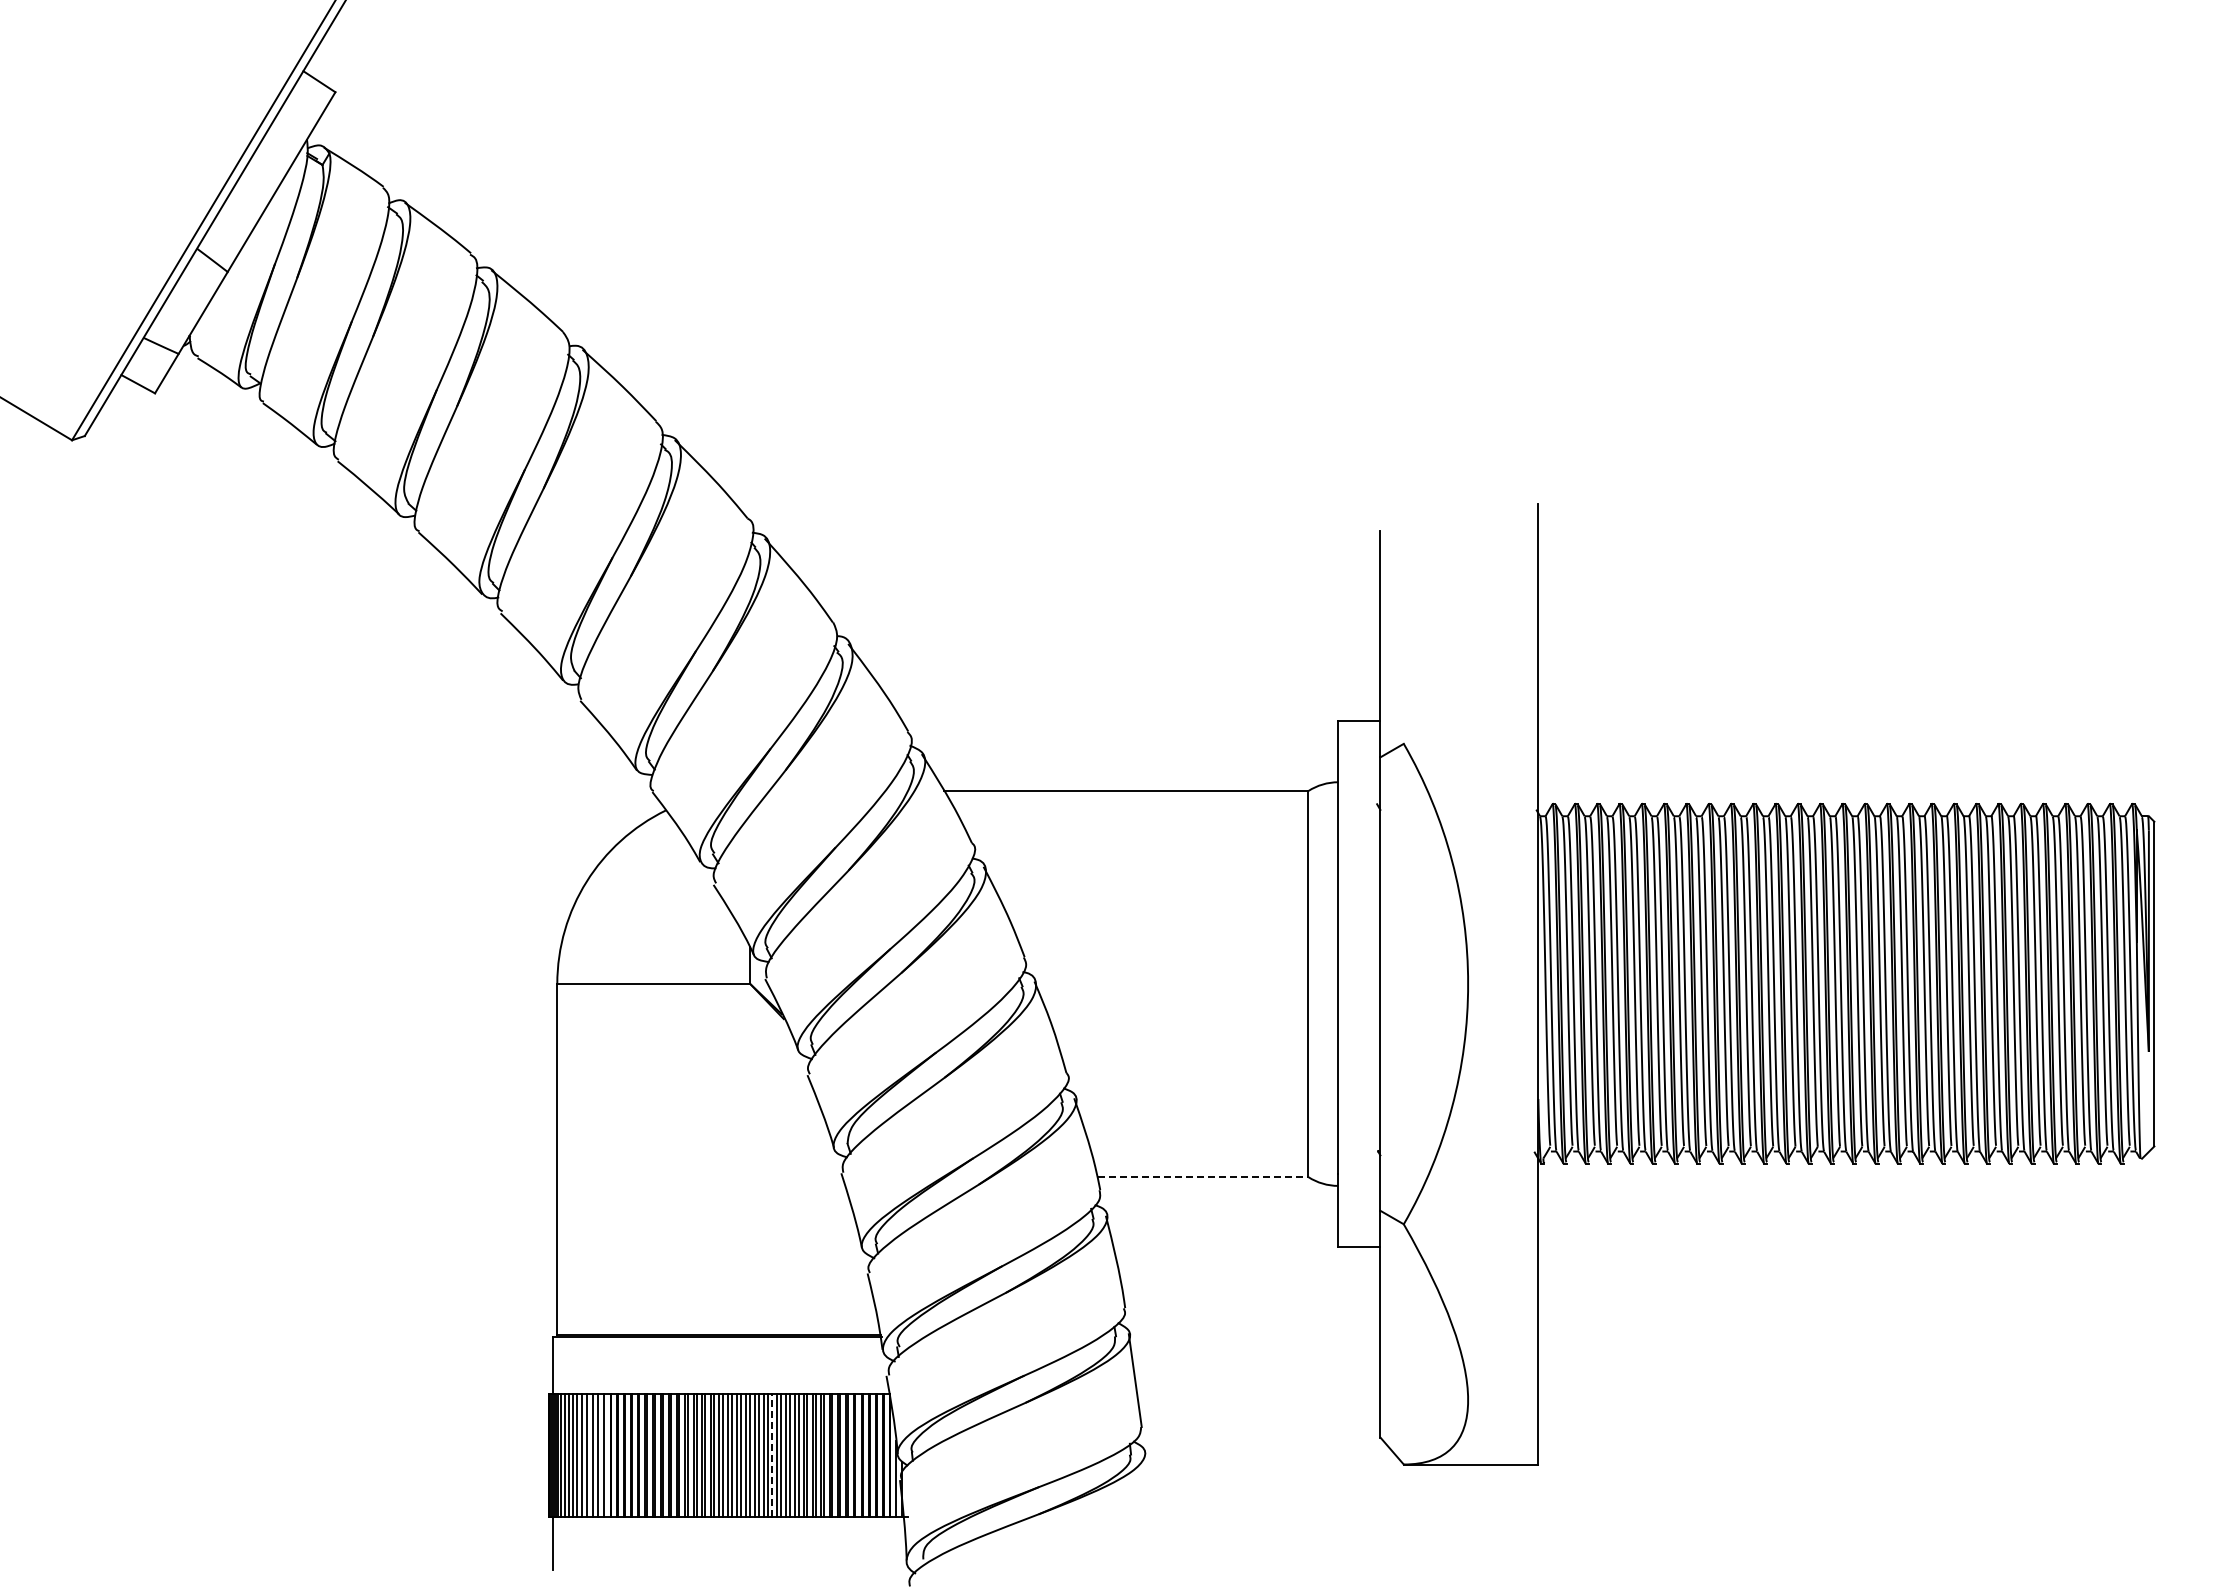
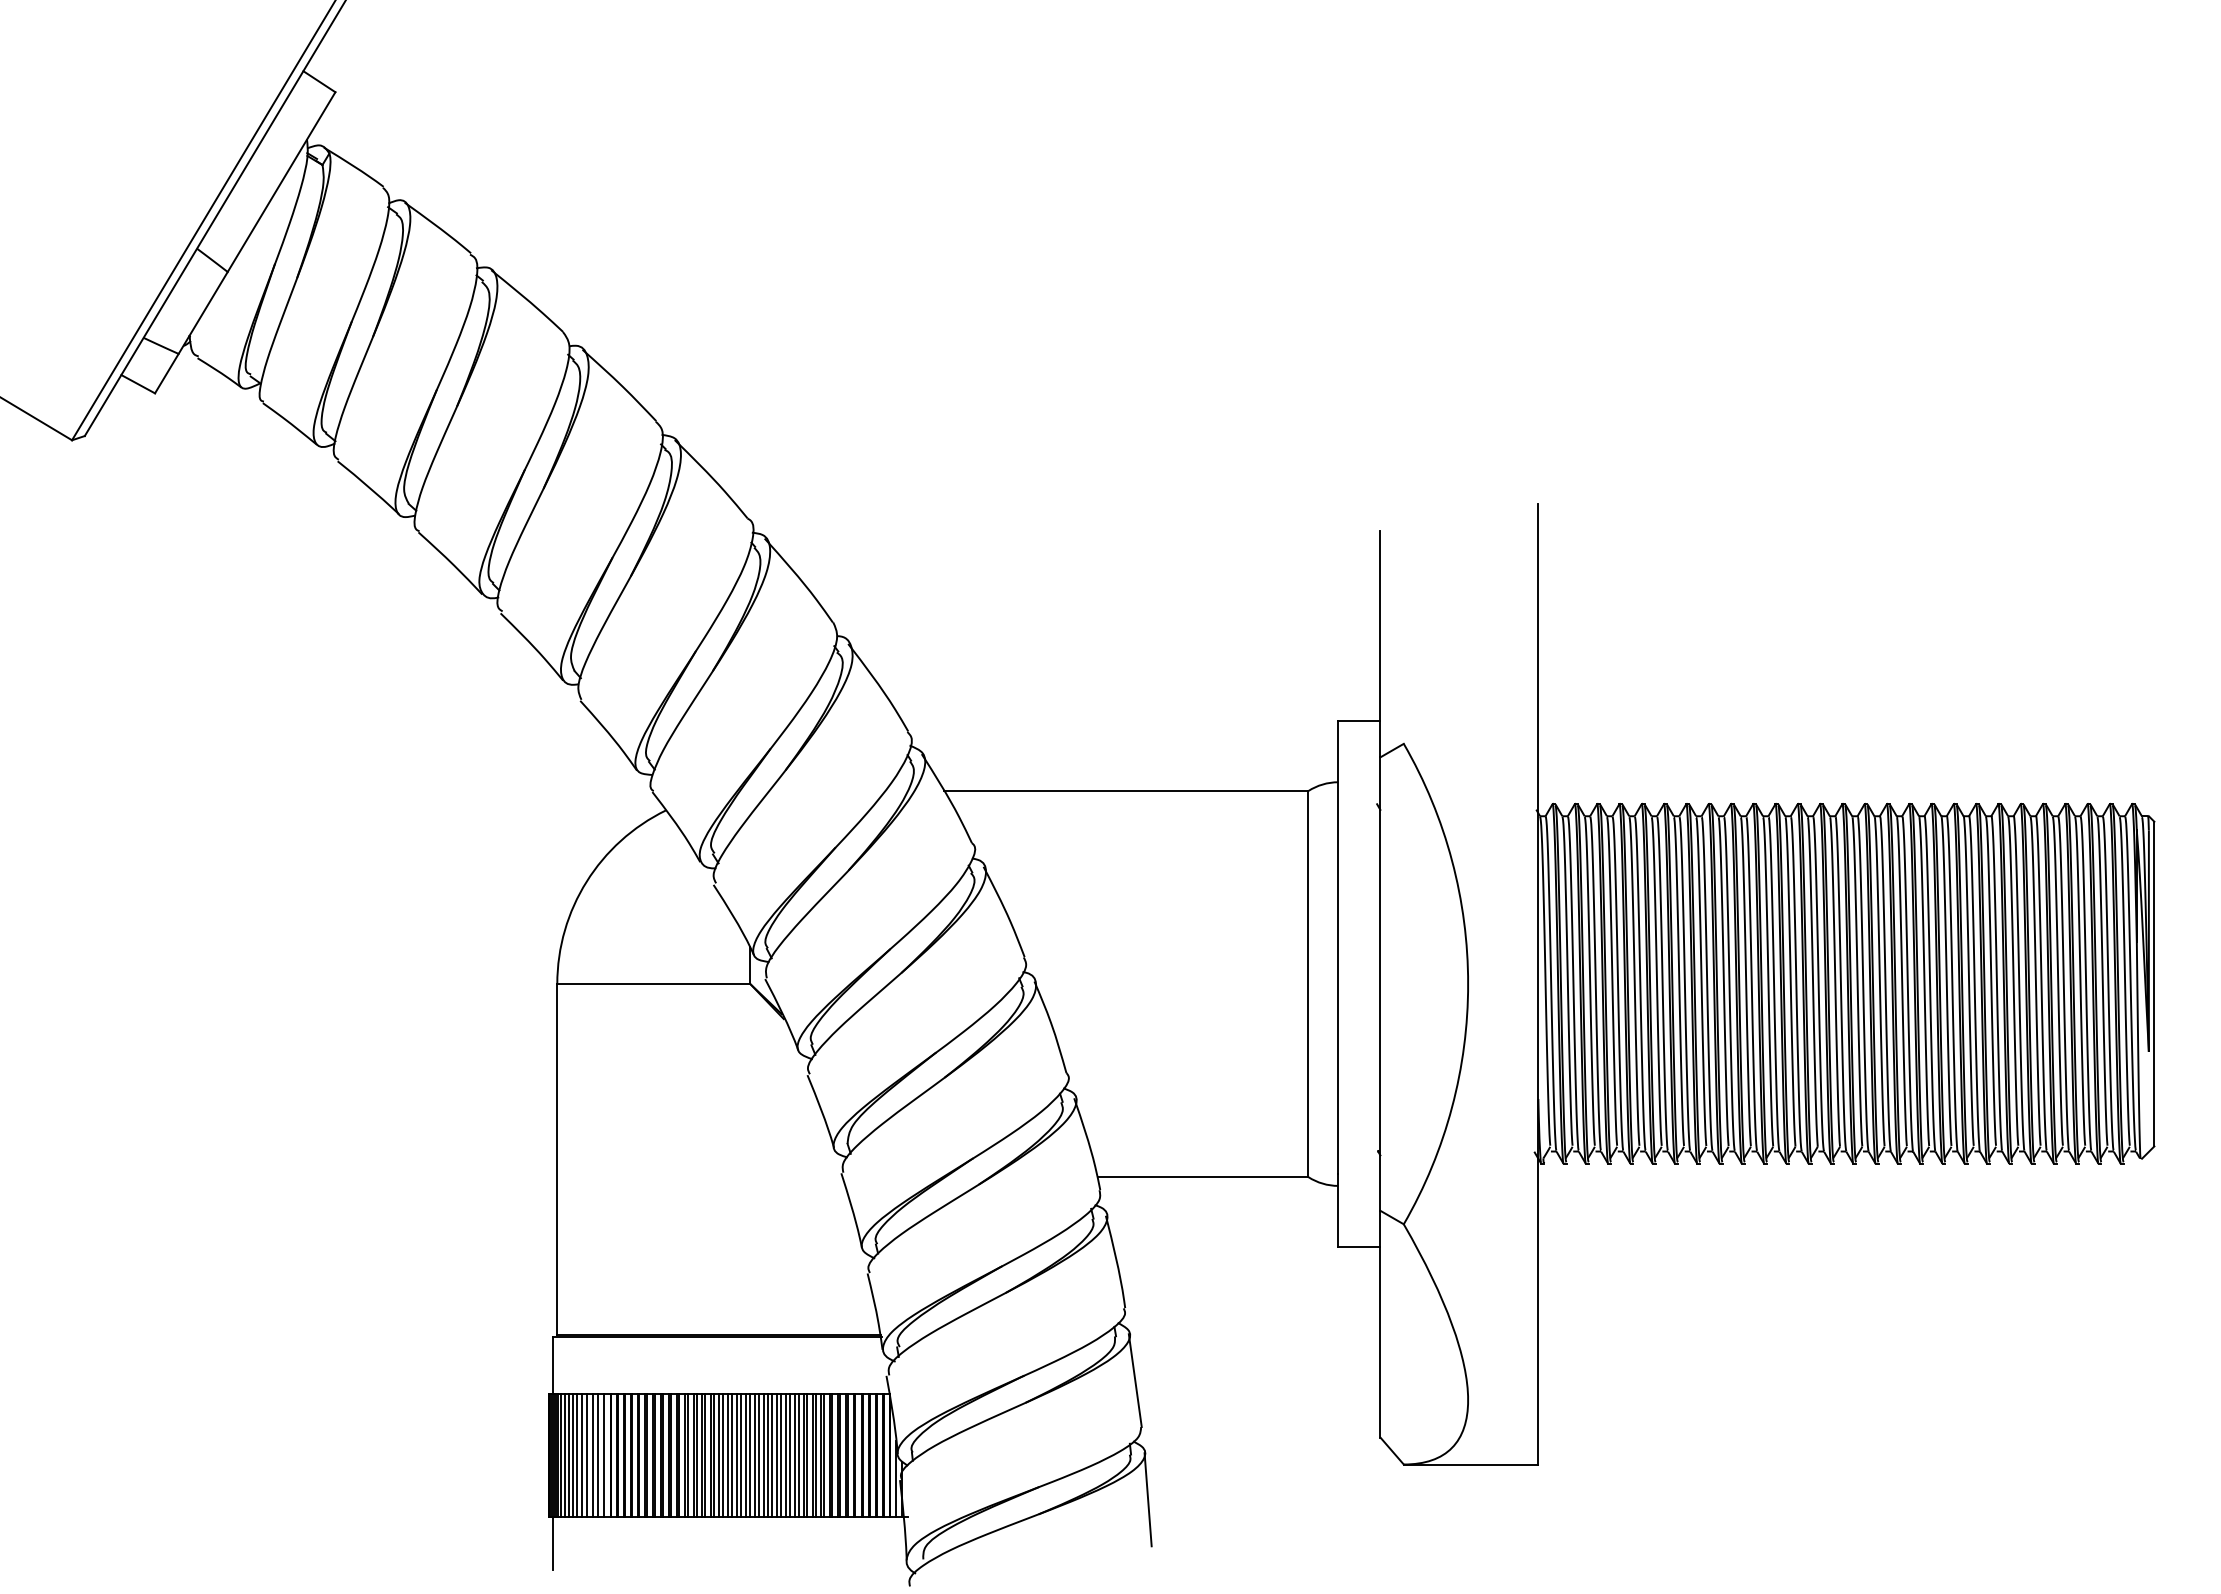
line: dashed -> solid (1203, 1177)
line: dashed -> solid (772, 1454)
line: none -> present (1147, 1499)
